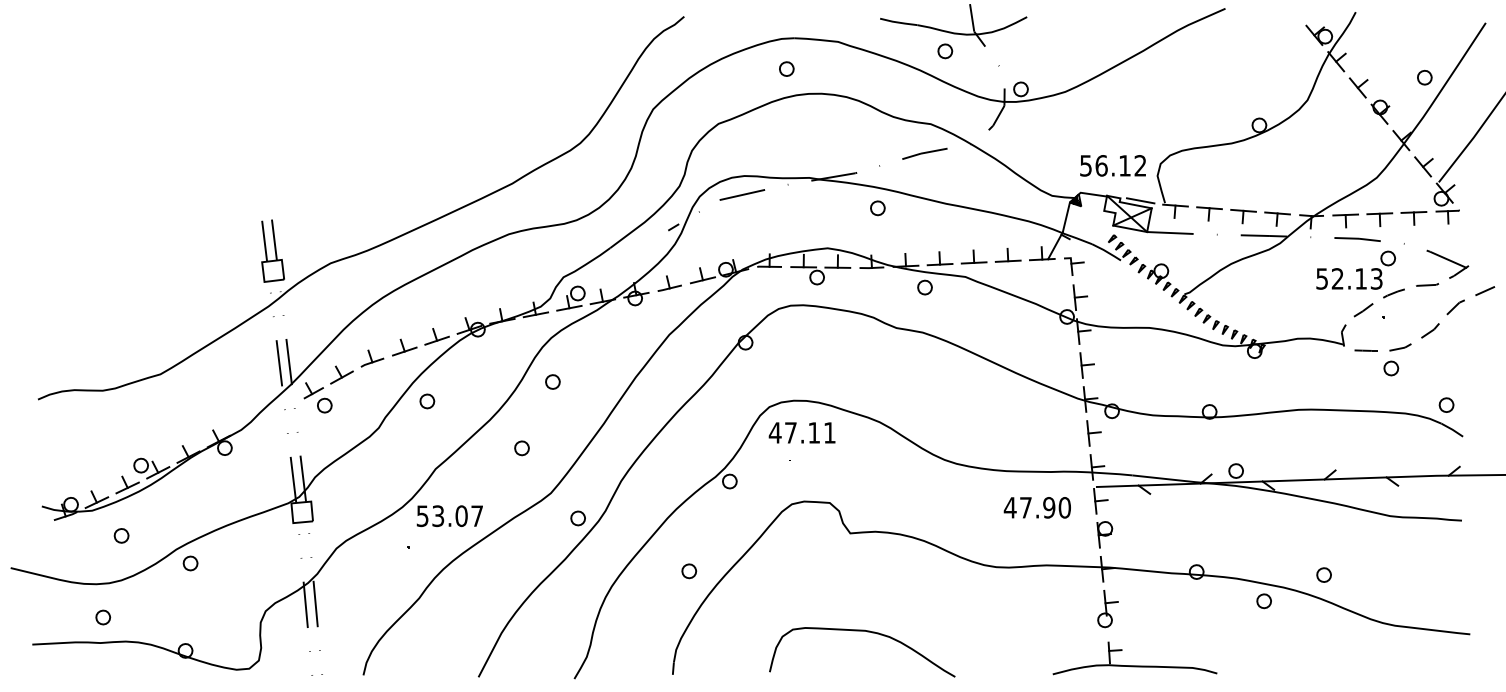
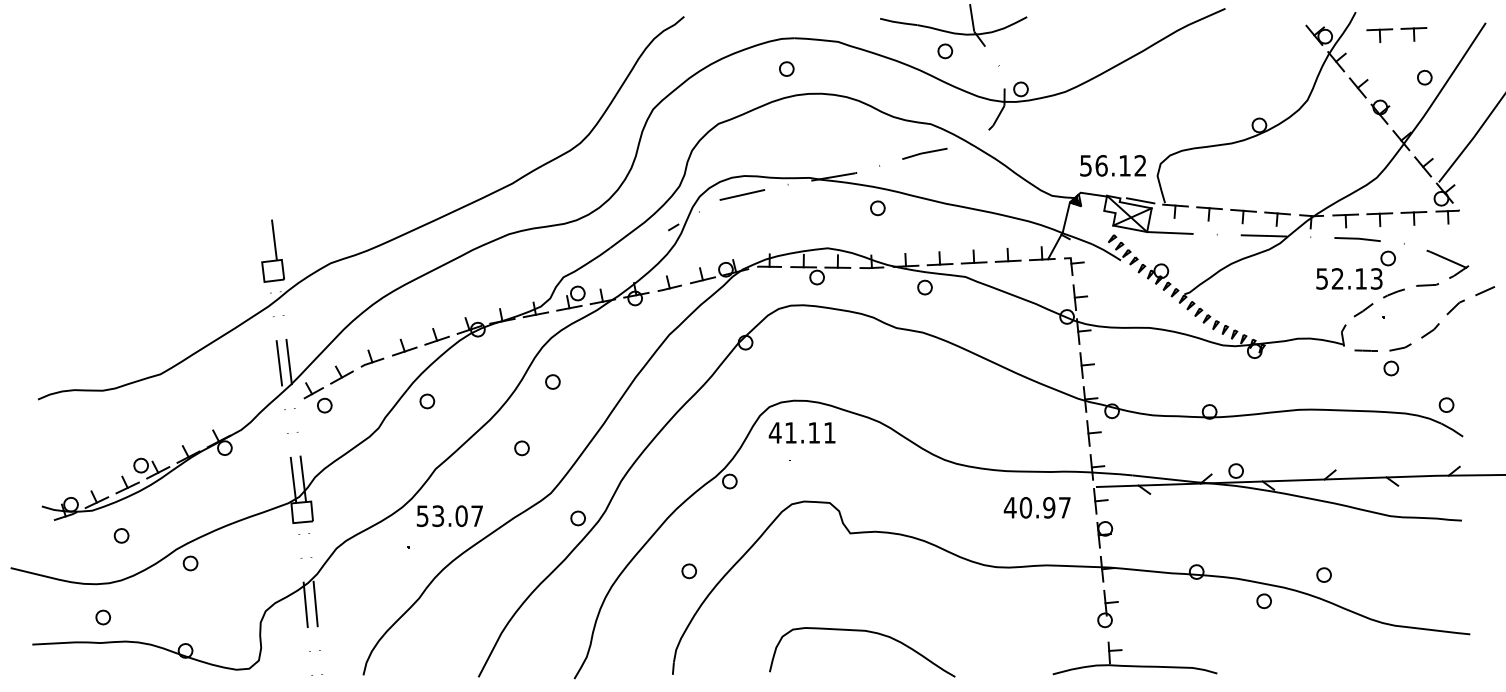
part: none -> present (1396, 34)
line: present -> none (264, 240)
text: 47.11 -> 41.11 (790, 432)
text: 47.90 -> 40.97 (1044, 507)
